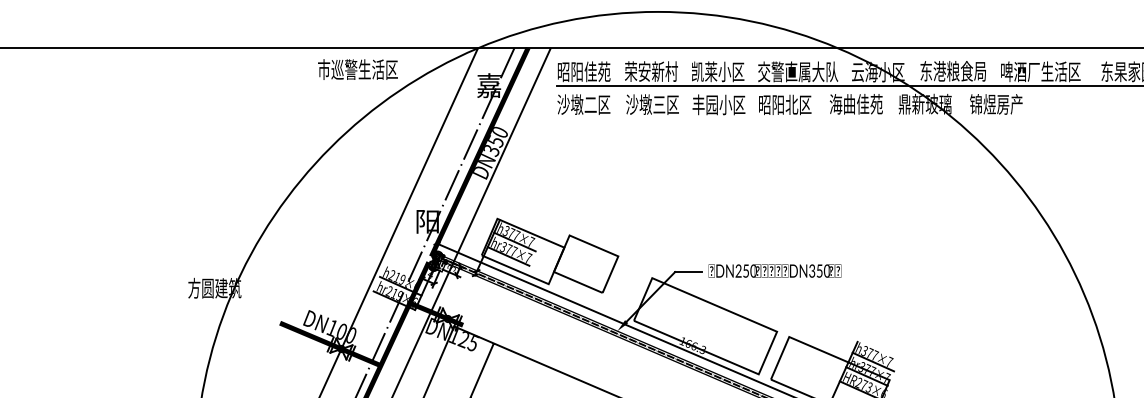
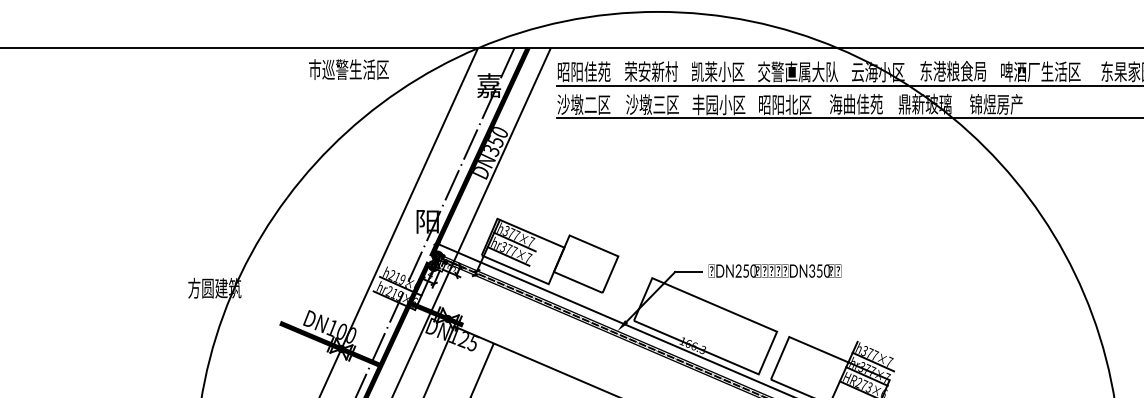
text position: (357, 69) -> (348, 69) (348, 69)
line: none -> present (848, 118)
